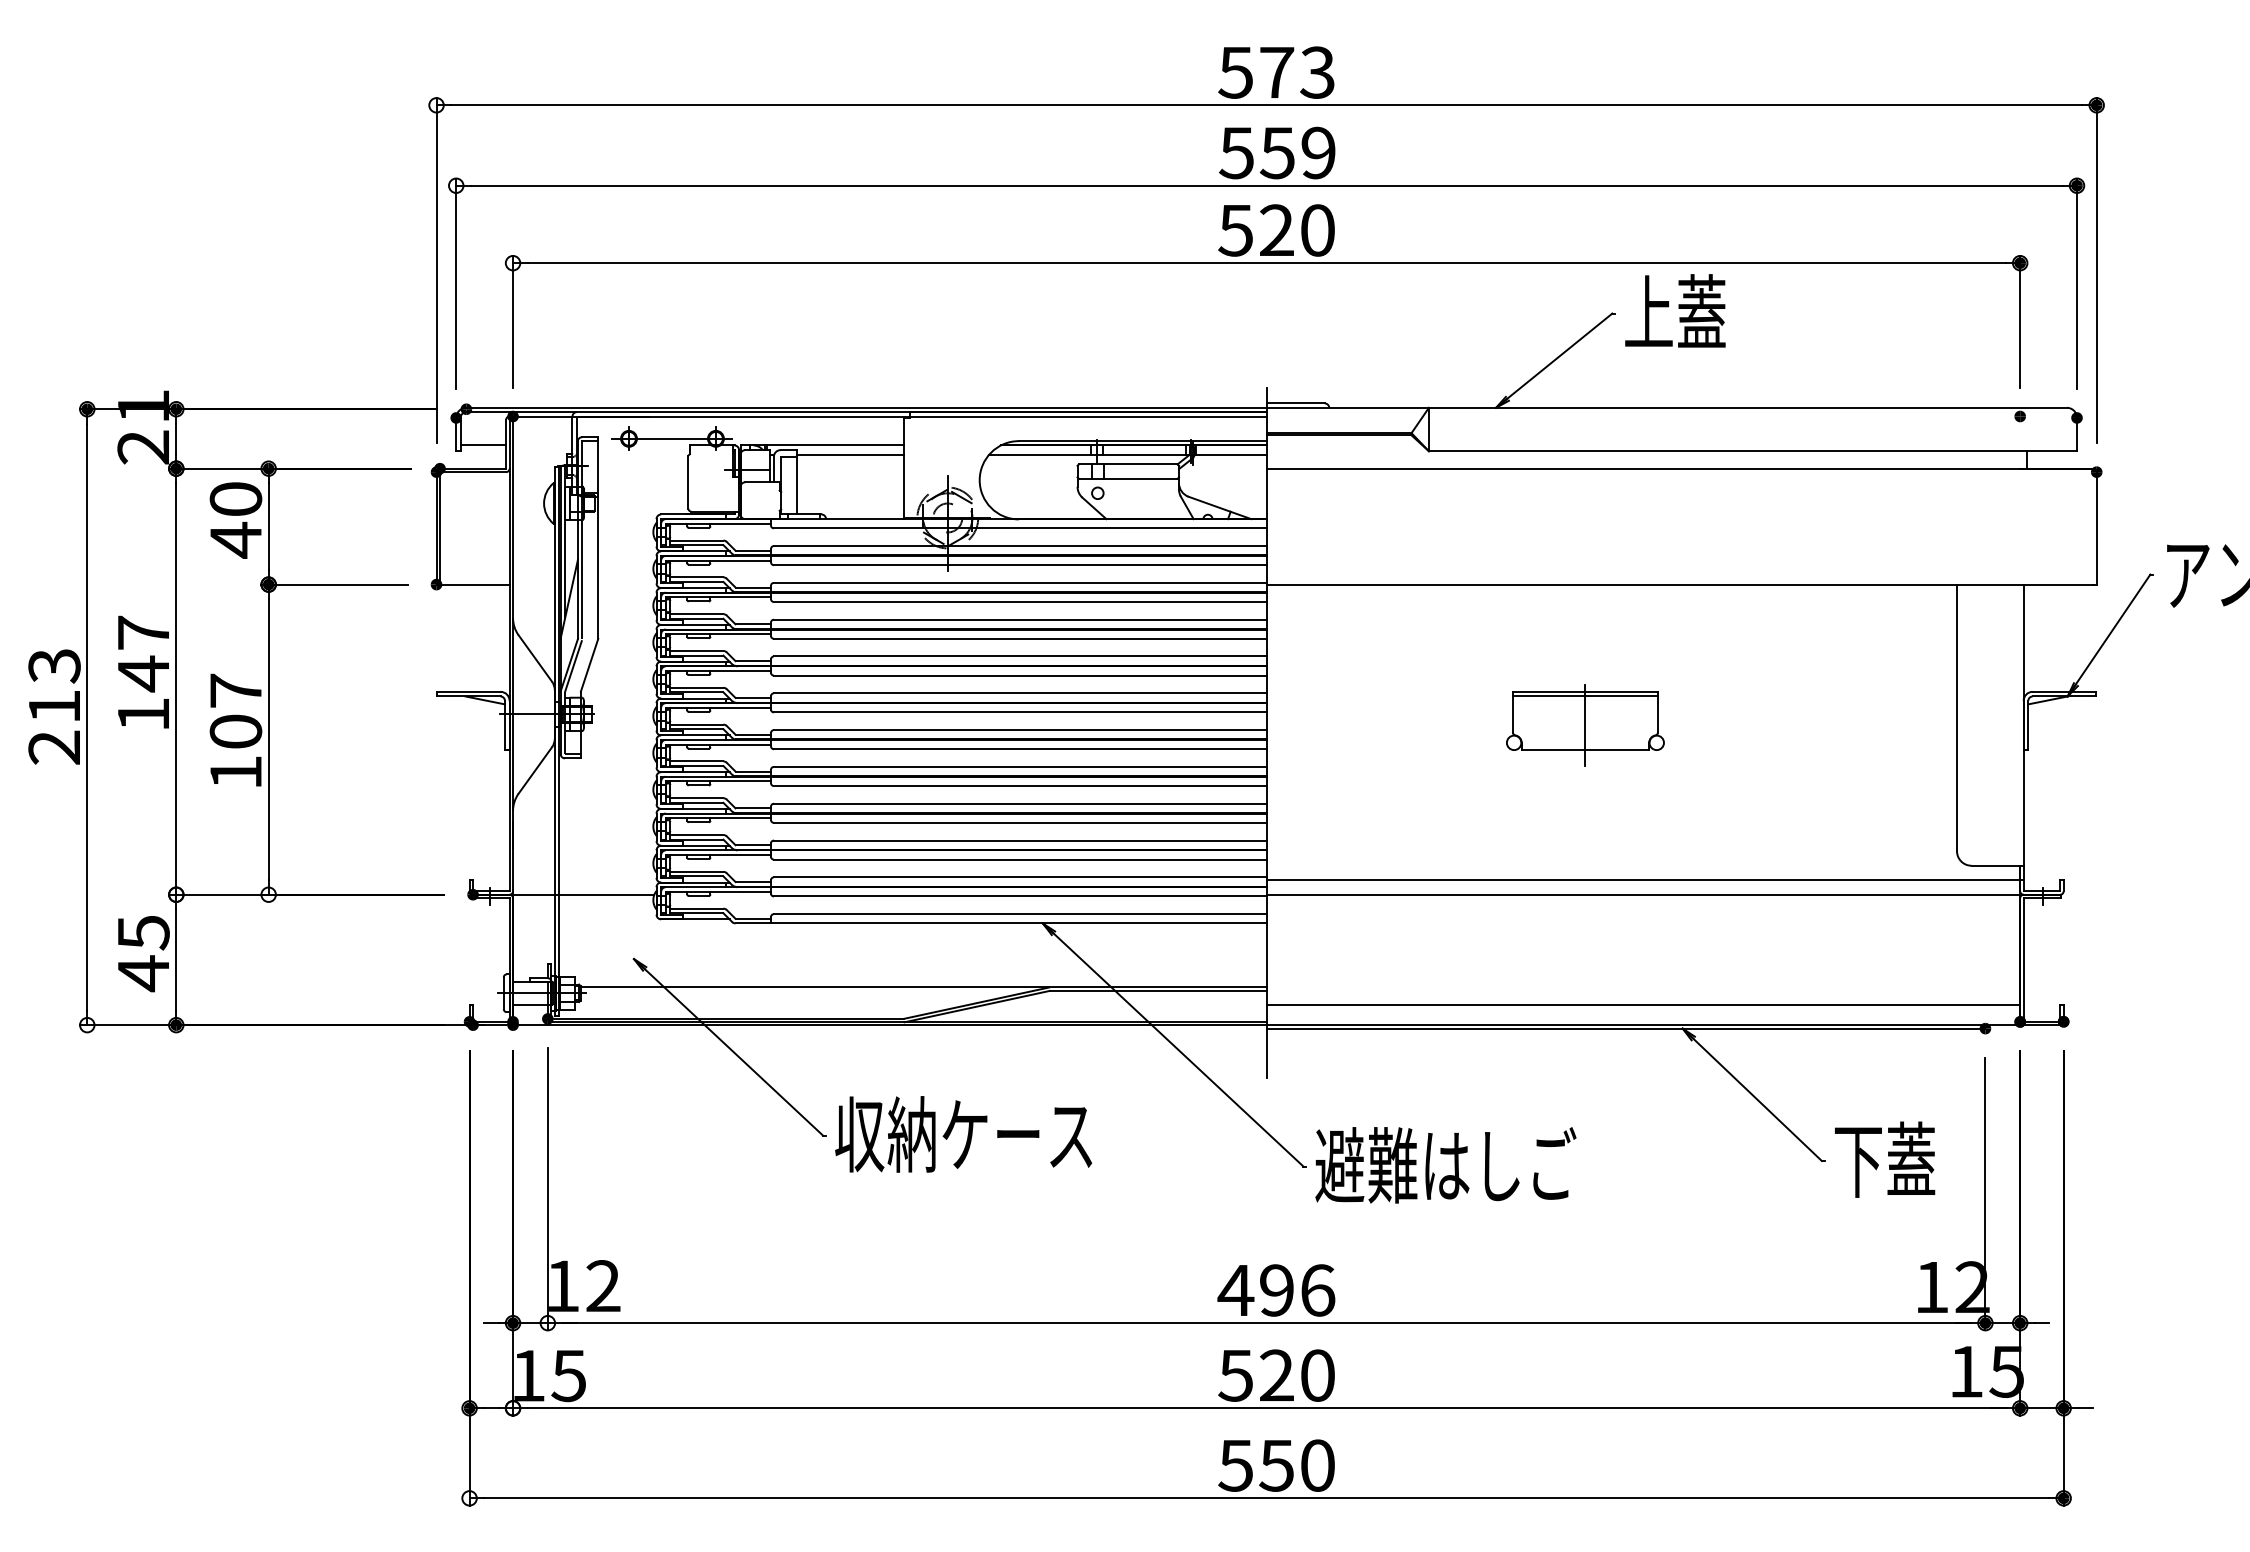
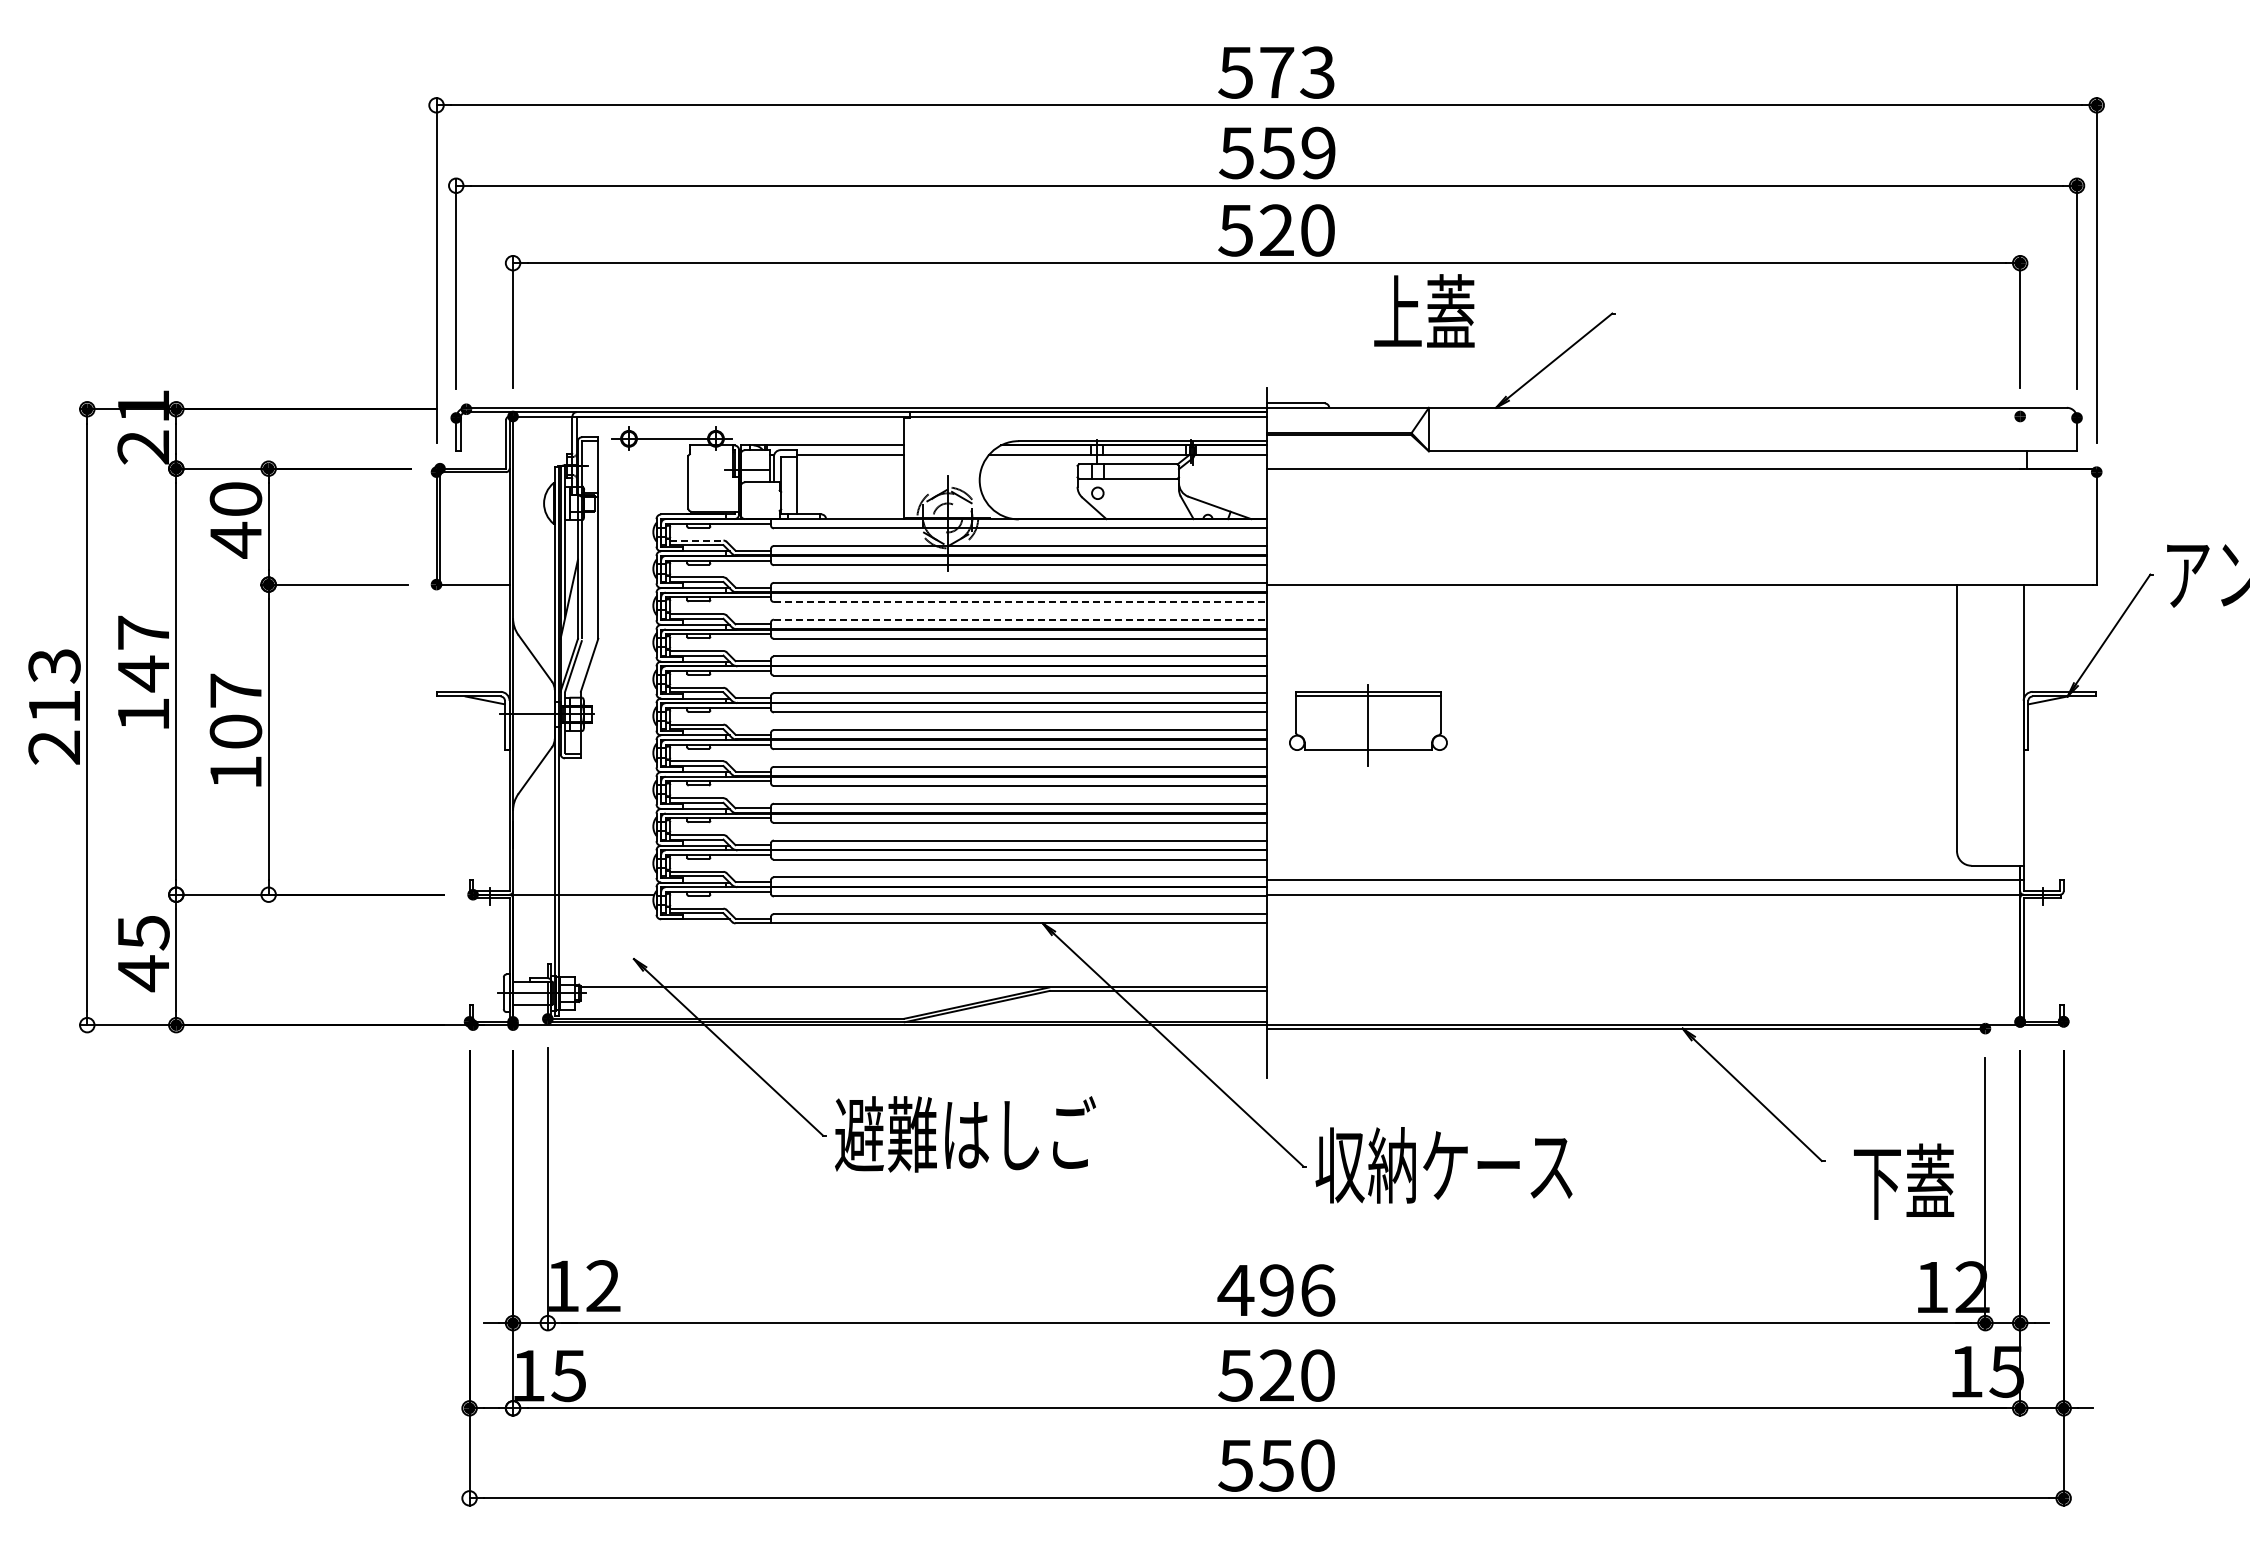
text position: (1675, 310) -> (1424, 310) (1424, 310)
line: present -> none (483, 445)
line: solid -> dashed (696, 540)
line: solid -> dashed (1020, 602)
line: solid -> dashed (1020, 619)
part position: (1585, 725) -> (1368, 725) (1368, 725)
line: present -> none (1643, 1004)
text: 収納ケース -> 避難はしご (965, 1134)
text position: (1885, 1159) -> (1904, 1181) (1904, 1181)
text: 避難はしご -> 収納ケース (1445, 1165)
